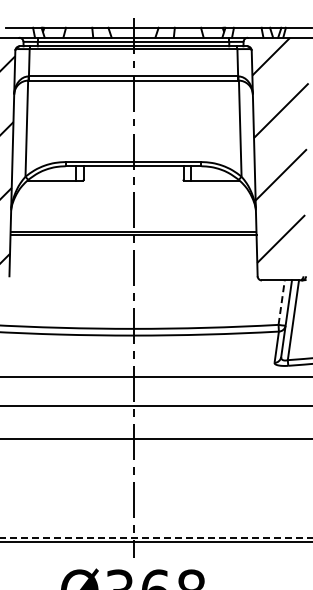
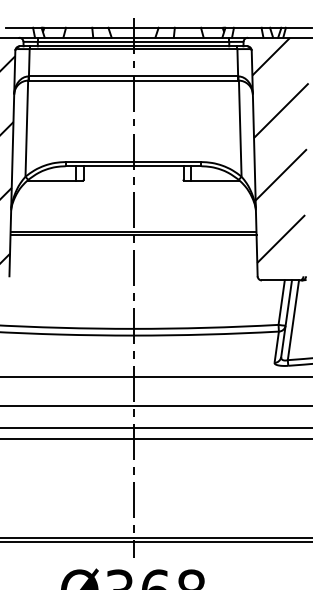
line: dashed -> solid (281, 302)
line: none -> present (155, 427)
line: dashed -> solid (157, 537)
